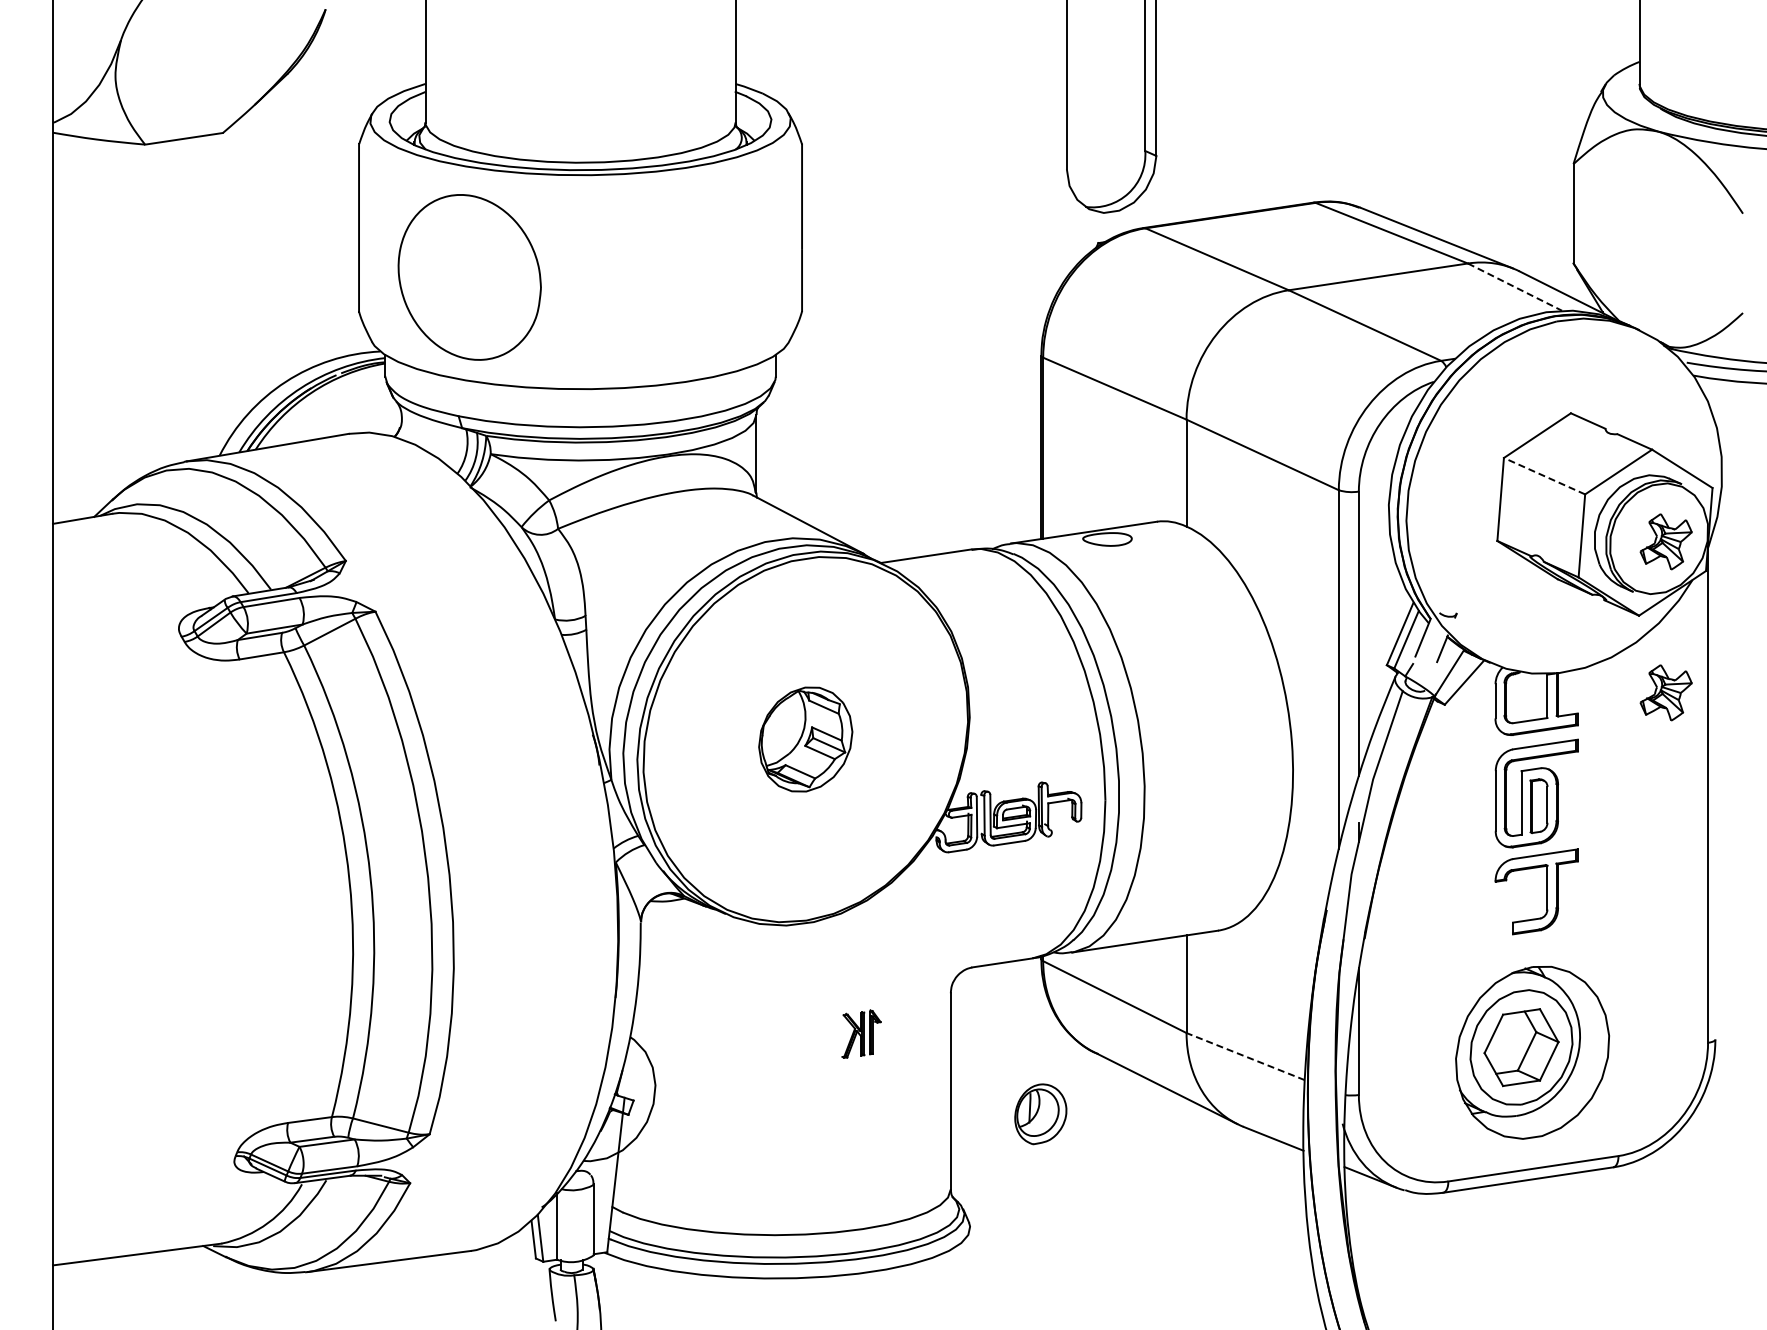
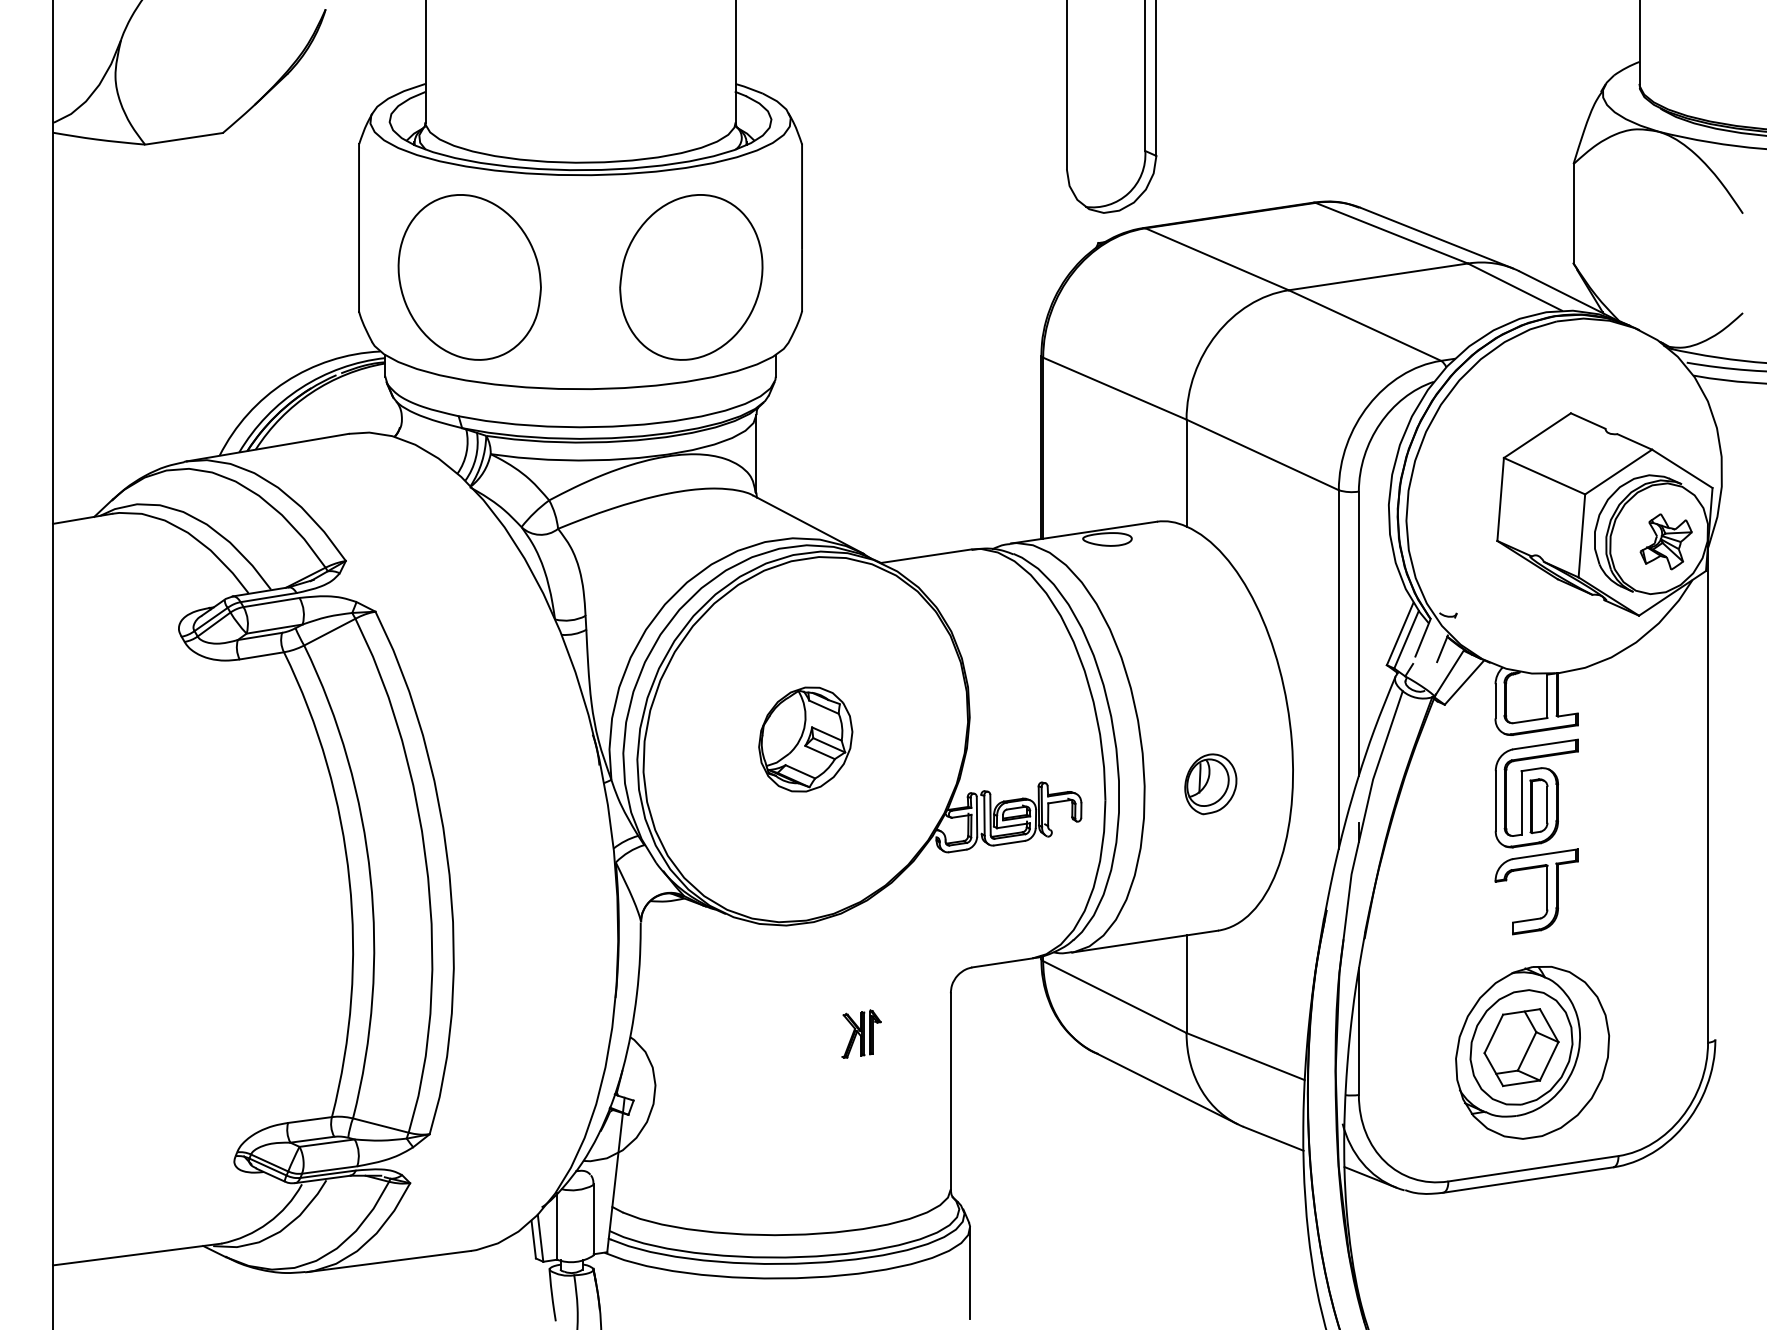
part: none -> present (691, 277)
line: dashed -> solid (1514, 287)
line: dashed -> solid (1544, 476)
part: present -> none (1665, 692)
line: dashed -> solid (1245, 1056)
part position: (1040, 1114) -> (1210, 784) (1210, 784)
line: none -> present (970, 1273)
